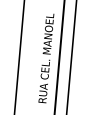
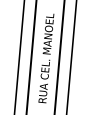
line: none -> present (31, 56)
